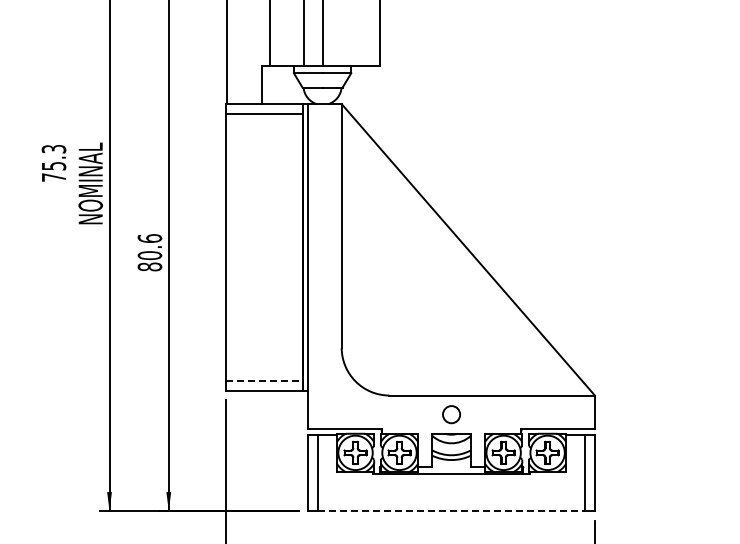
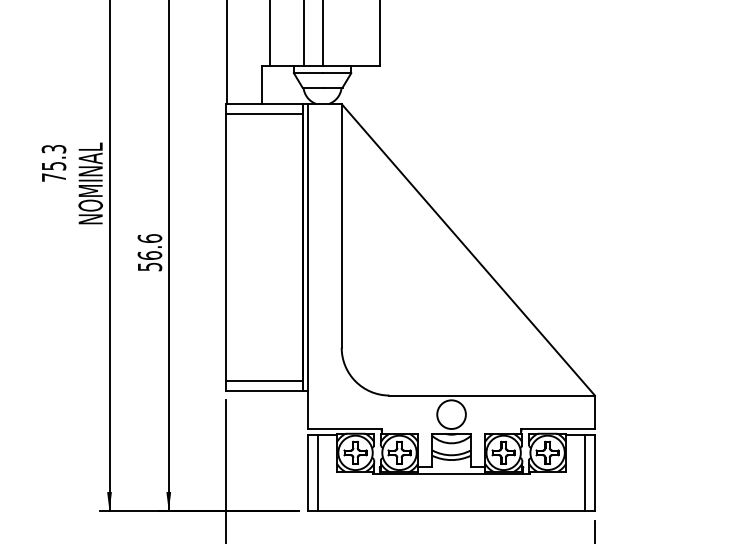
text: 80.6 -> 56.6 (149, 261)
line: dashed -> solid (264, 381)
circle diameter: 17 px -> 29 px (451, 414)
line: dashed -> solid (451, 511)
